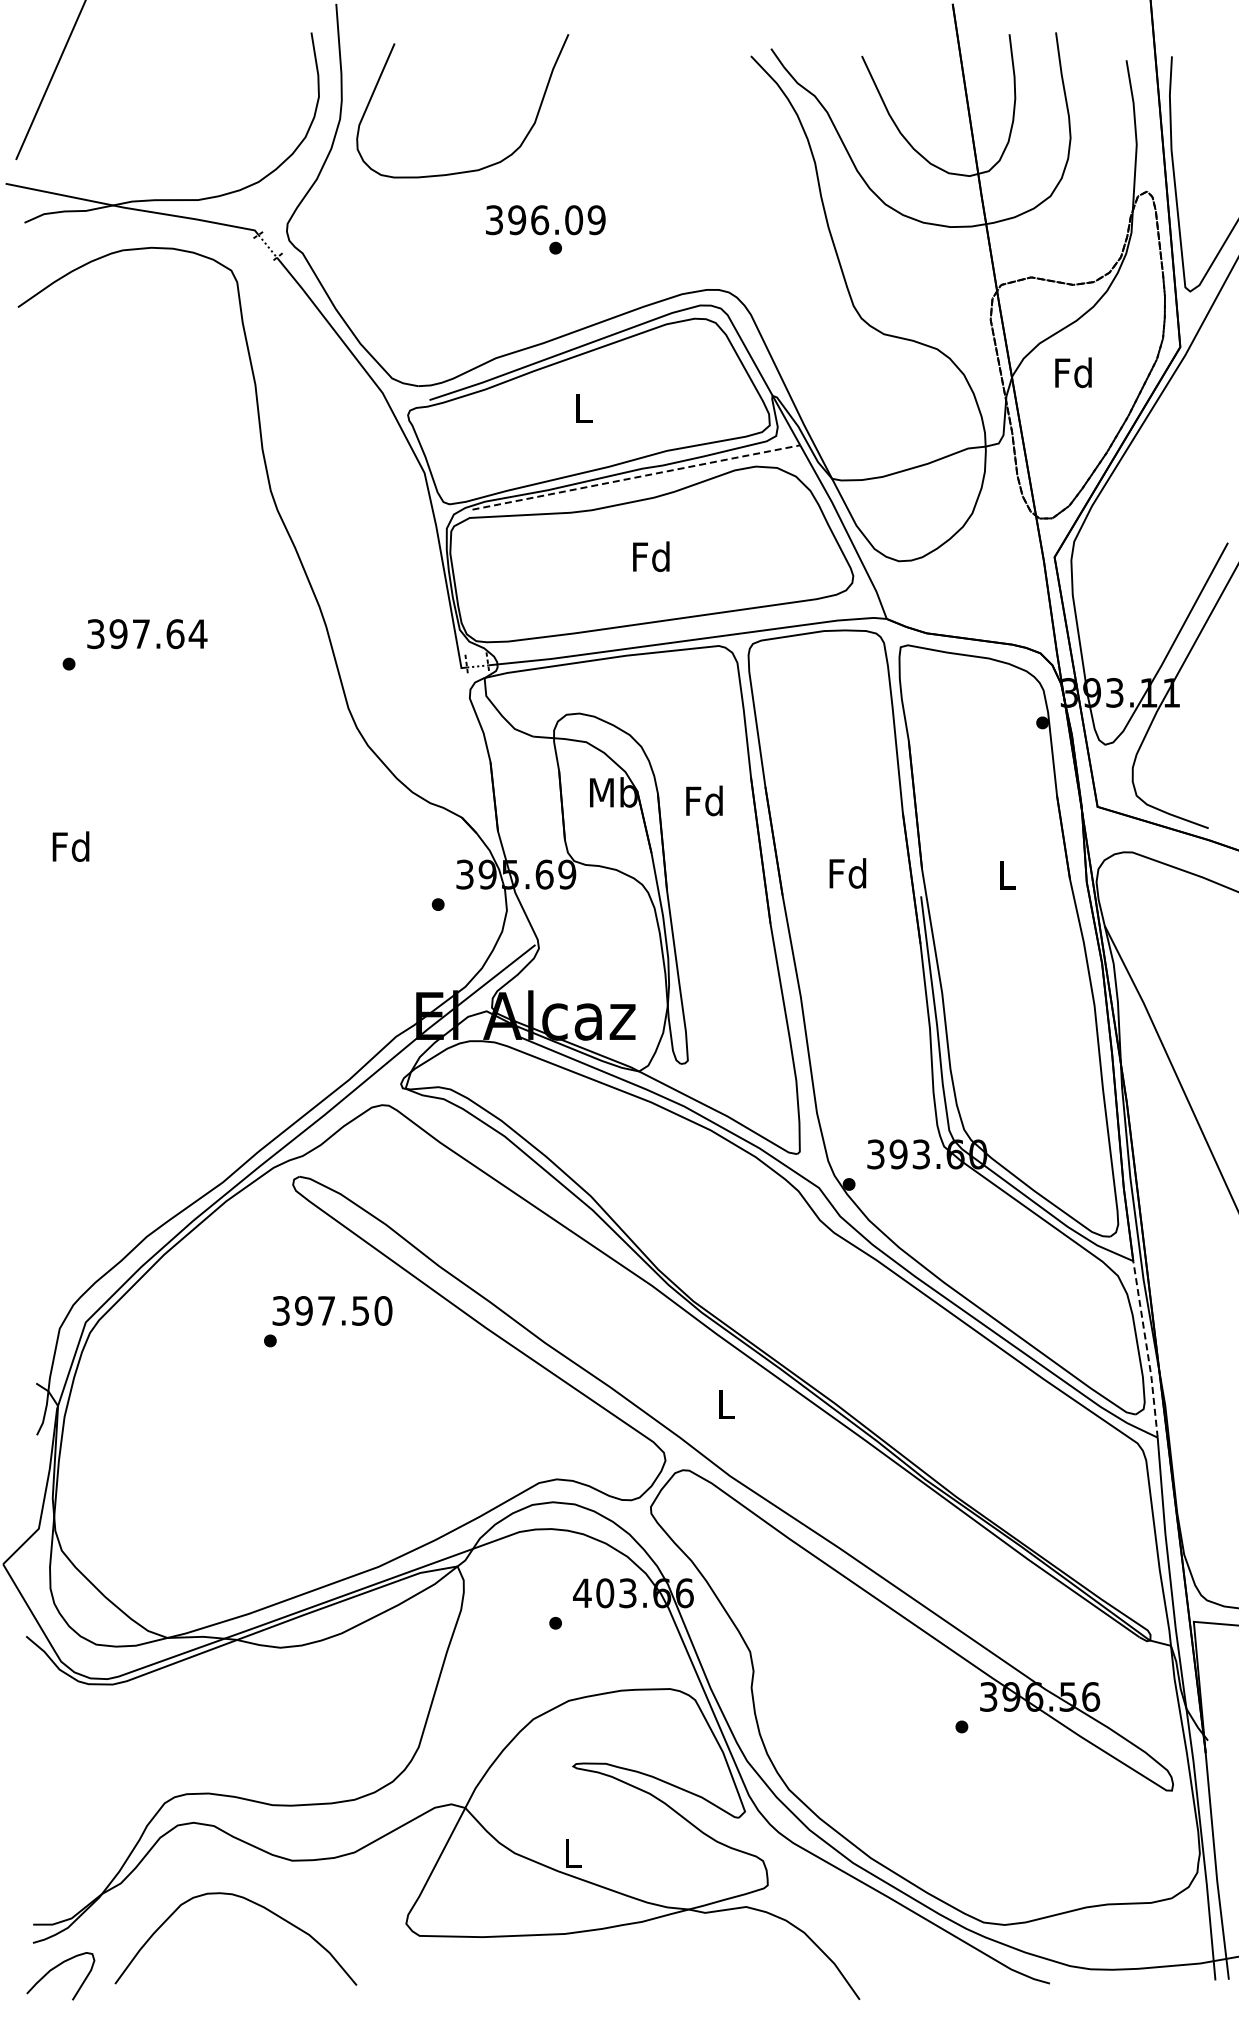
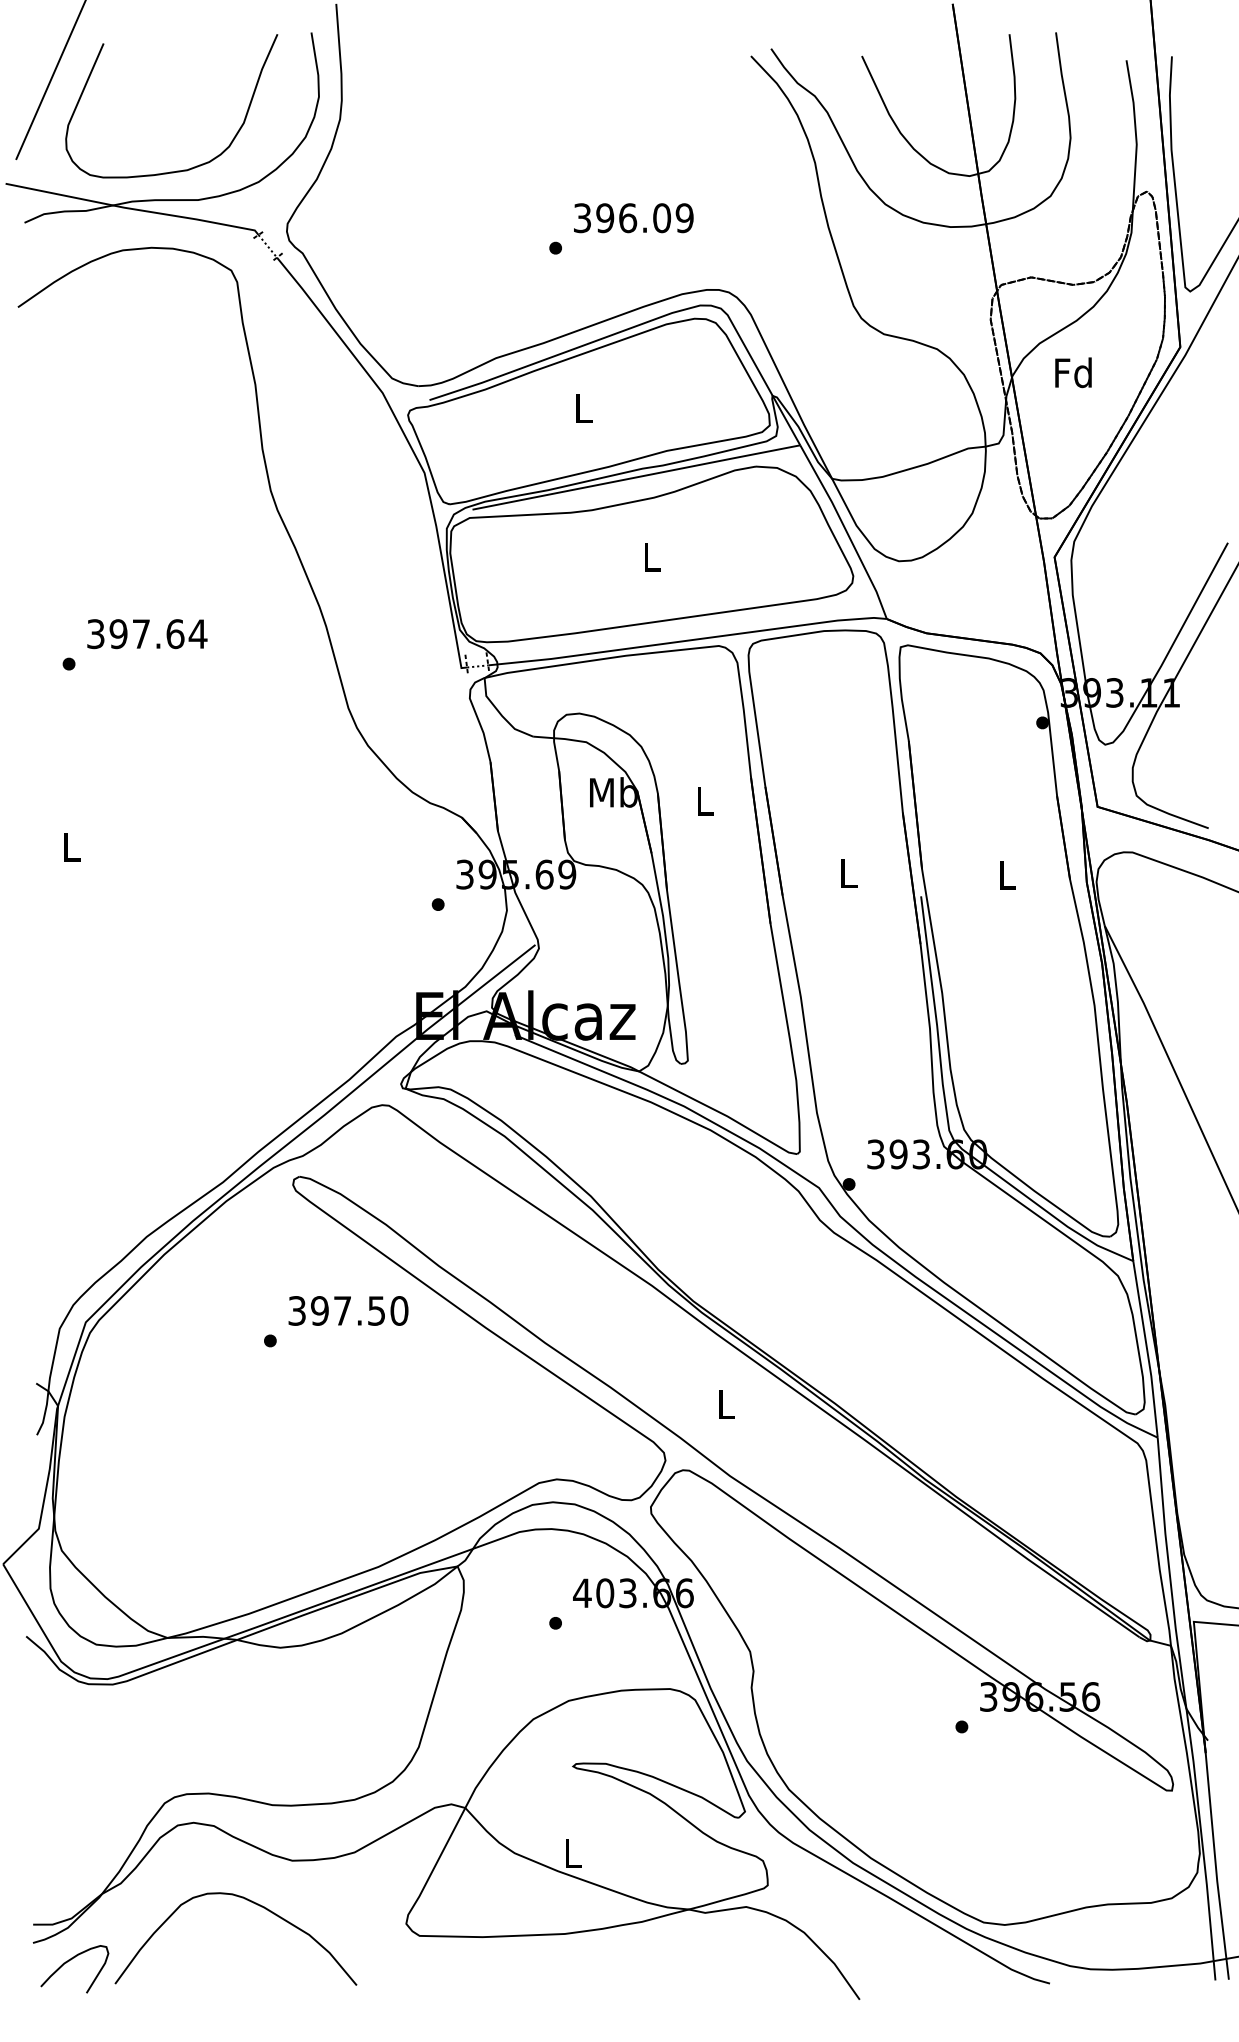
curve position: (487, 165) -> (196, 165) (196, 165)
text position: (545, 220) -> (633, 218) (633, 218)
line: dashed -> solid (637, 477)
text: Fd -> L (651, 556)
text: Fd -> L (704, 800)
text: Fd -> L (70, 846)
text: Fd -> L (847, 873)
text position: (332, 1310) -> (348, 1310) (348, 1310)
line: dashed -> solid (1147, 1349)
curve position: (55, 1968) -> (69, 1961) (69, 1961)
